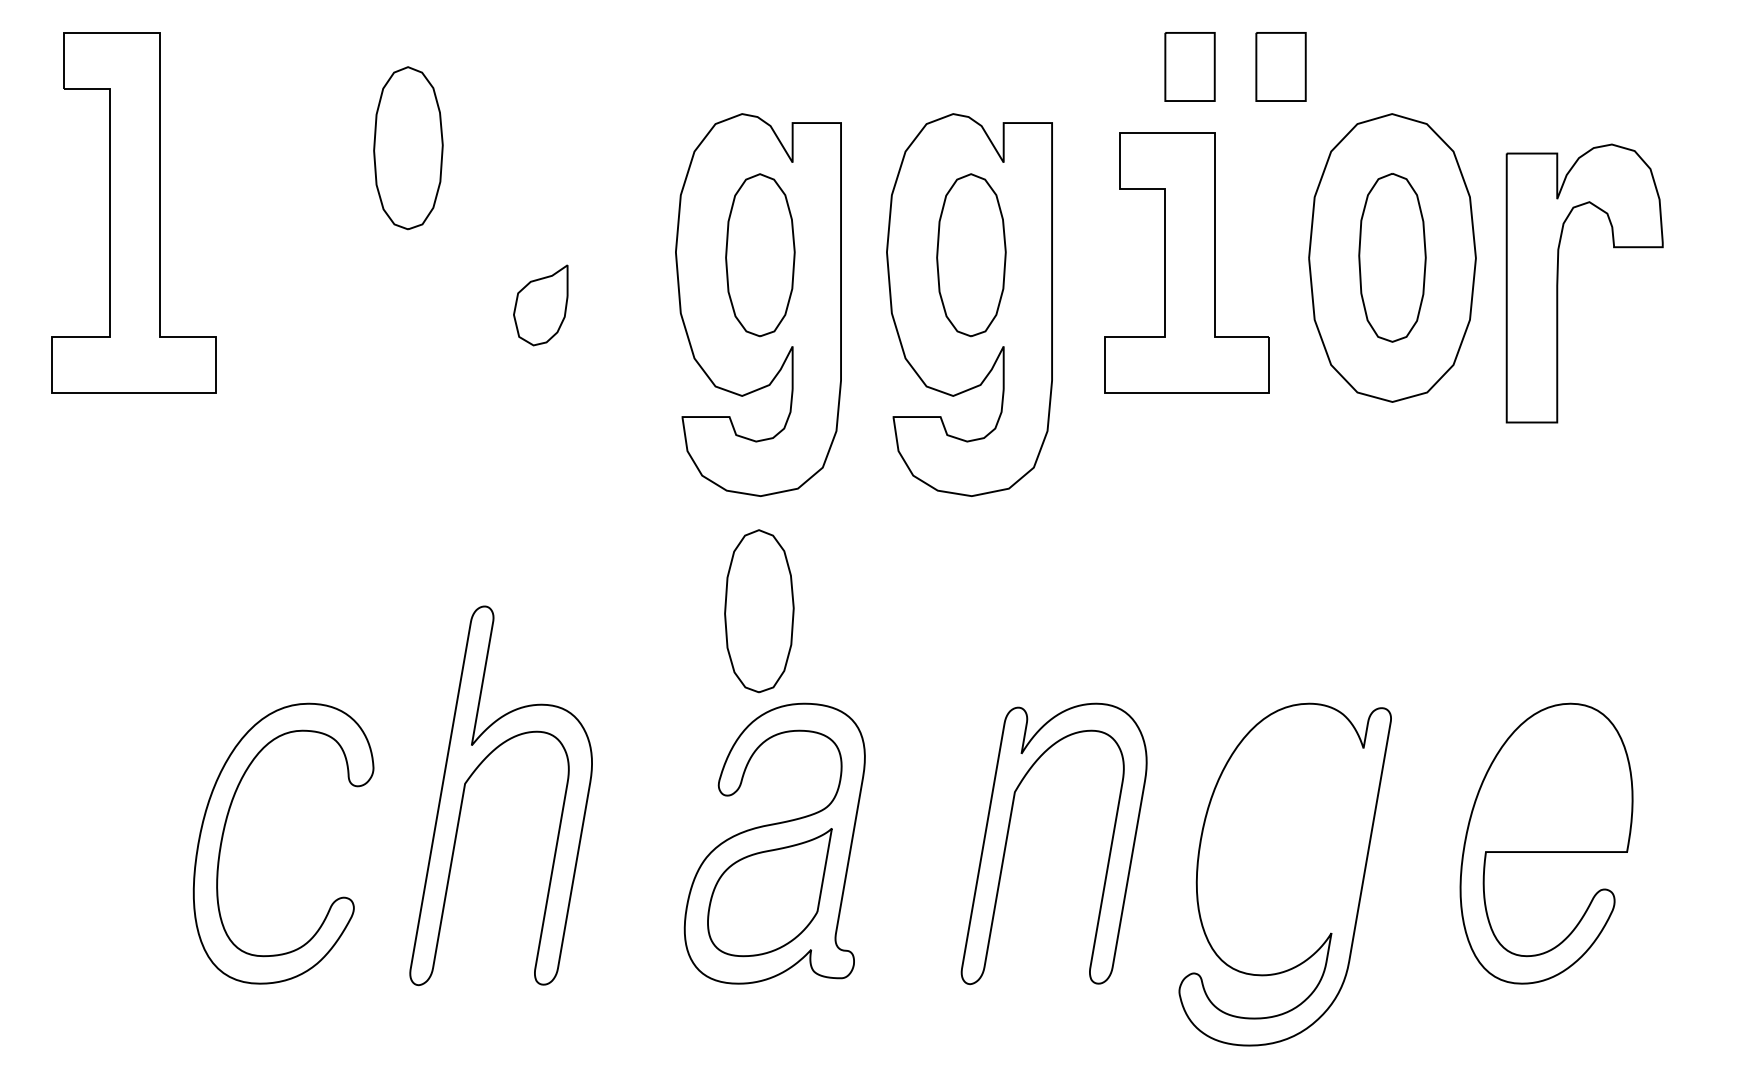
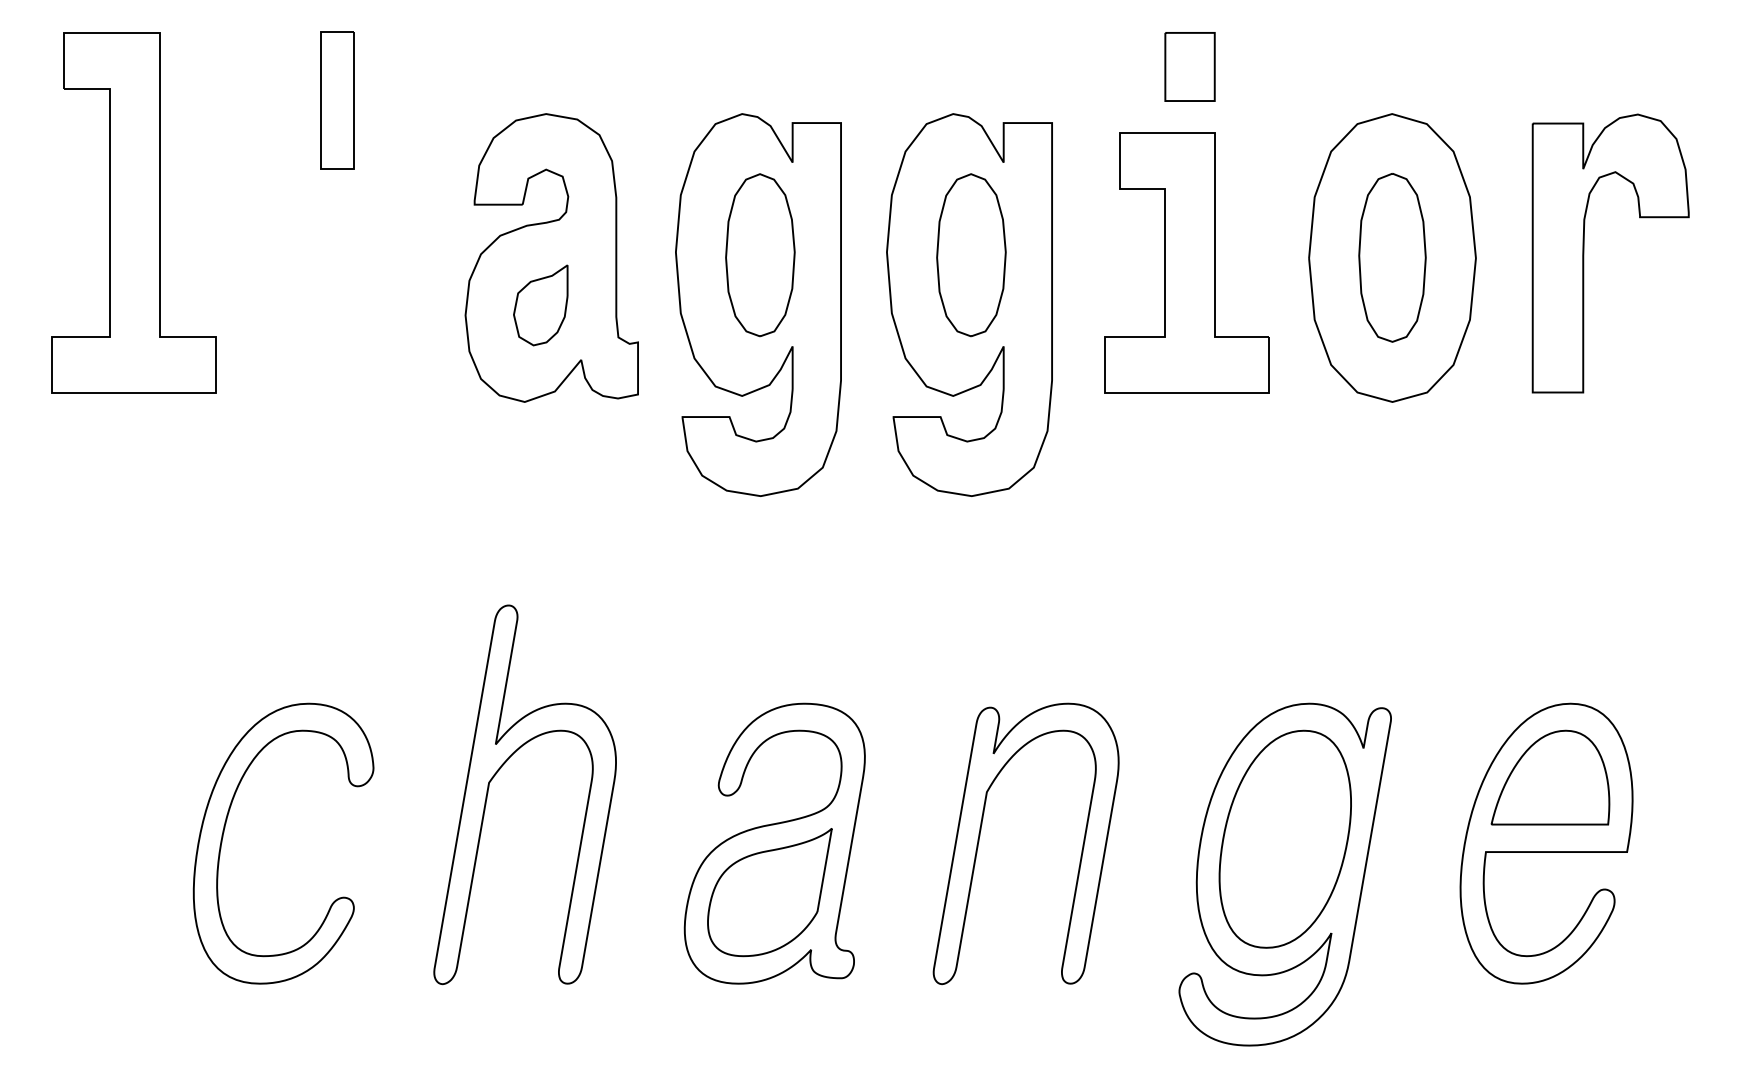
part: present -> none (1280, 66)
part: none -> present (337, 100)
part: present -> none (408, 148)
part: none -> present (551, 257)
part position: (1558, 283) -> (1584, 253) (1584, 253)
part: present -> none (759, 611)
part position: (473, 774) -> (497, 773) (497, 773)
part: none -> present (1550, 777)
part position: (1008, 836) -> (980, 836) (980, 836)
part: none -> present (1284, 838)
